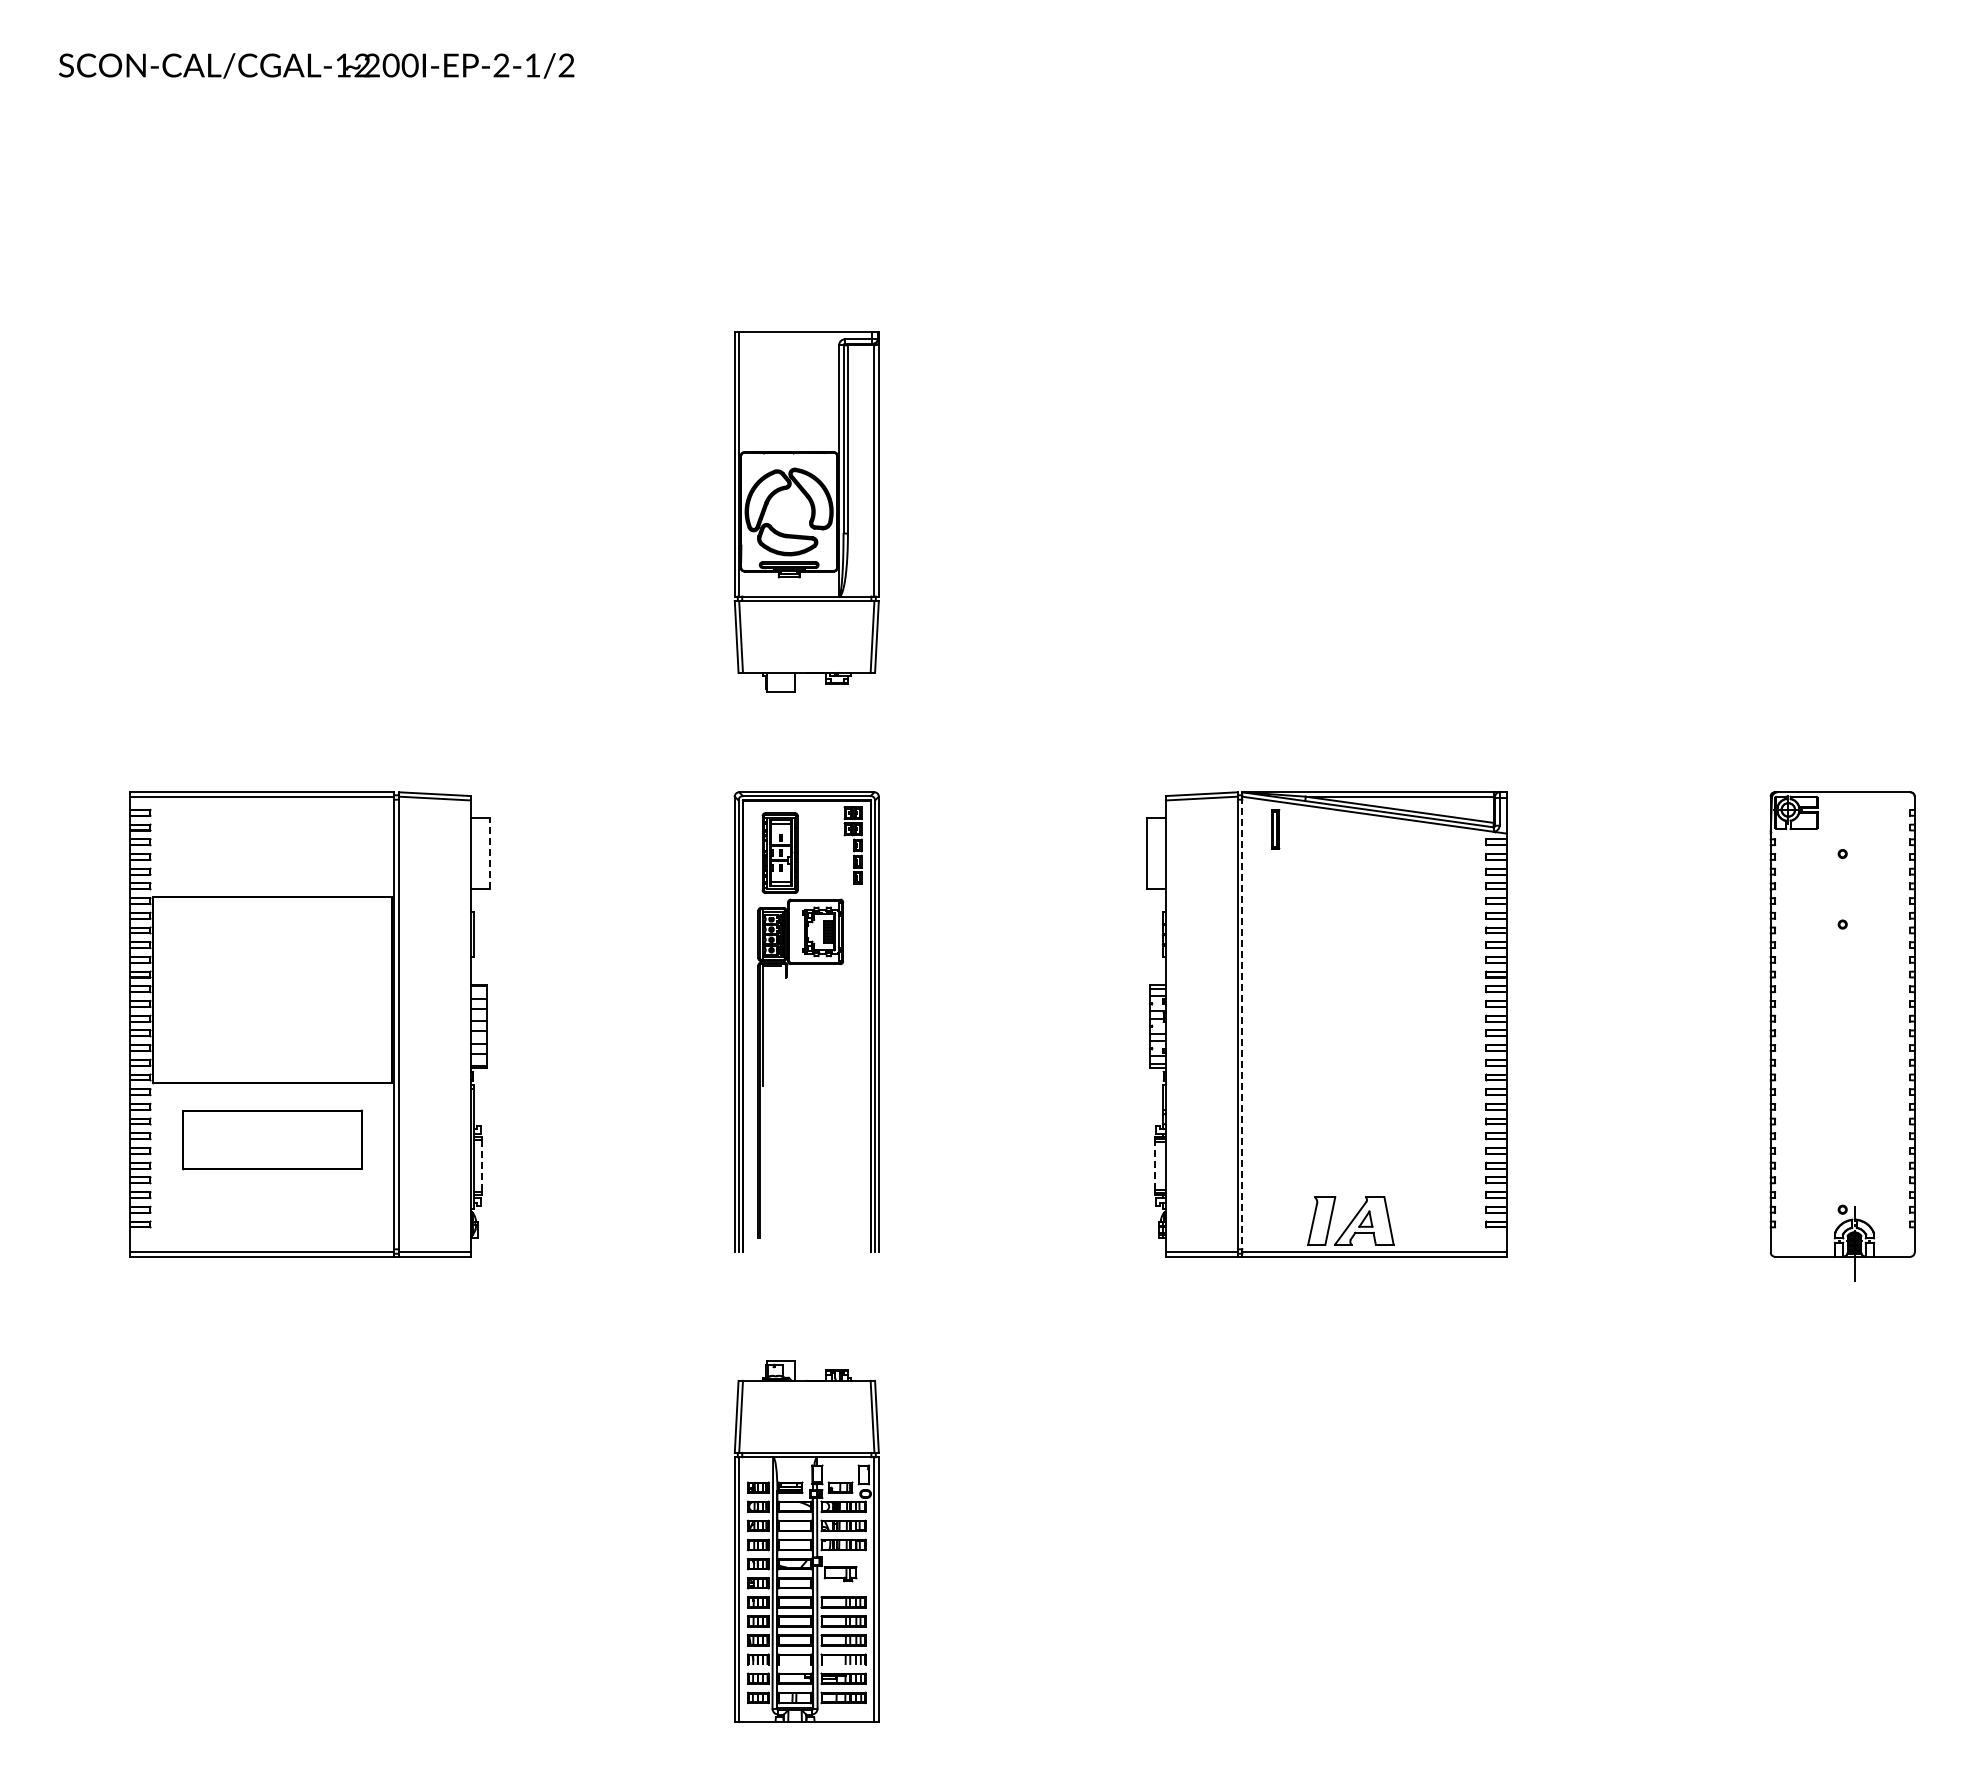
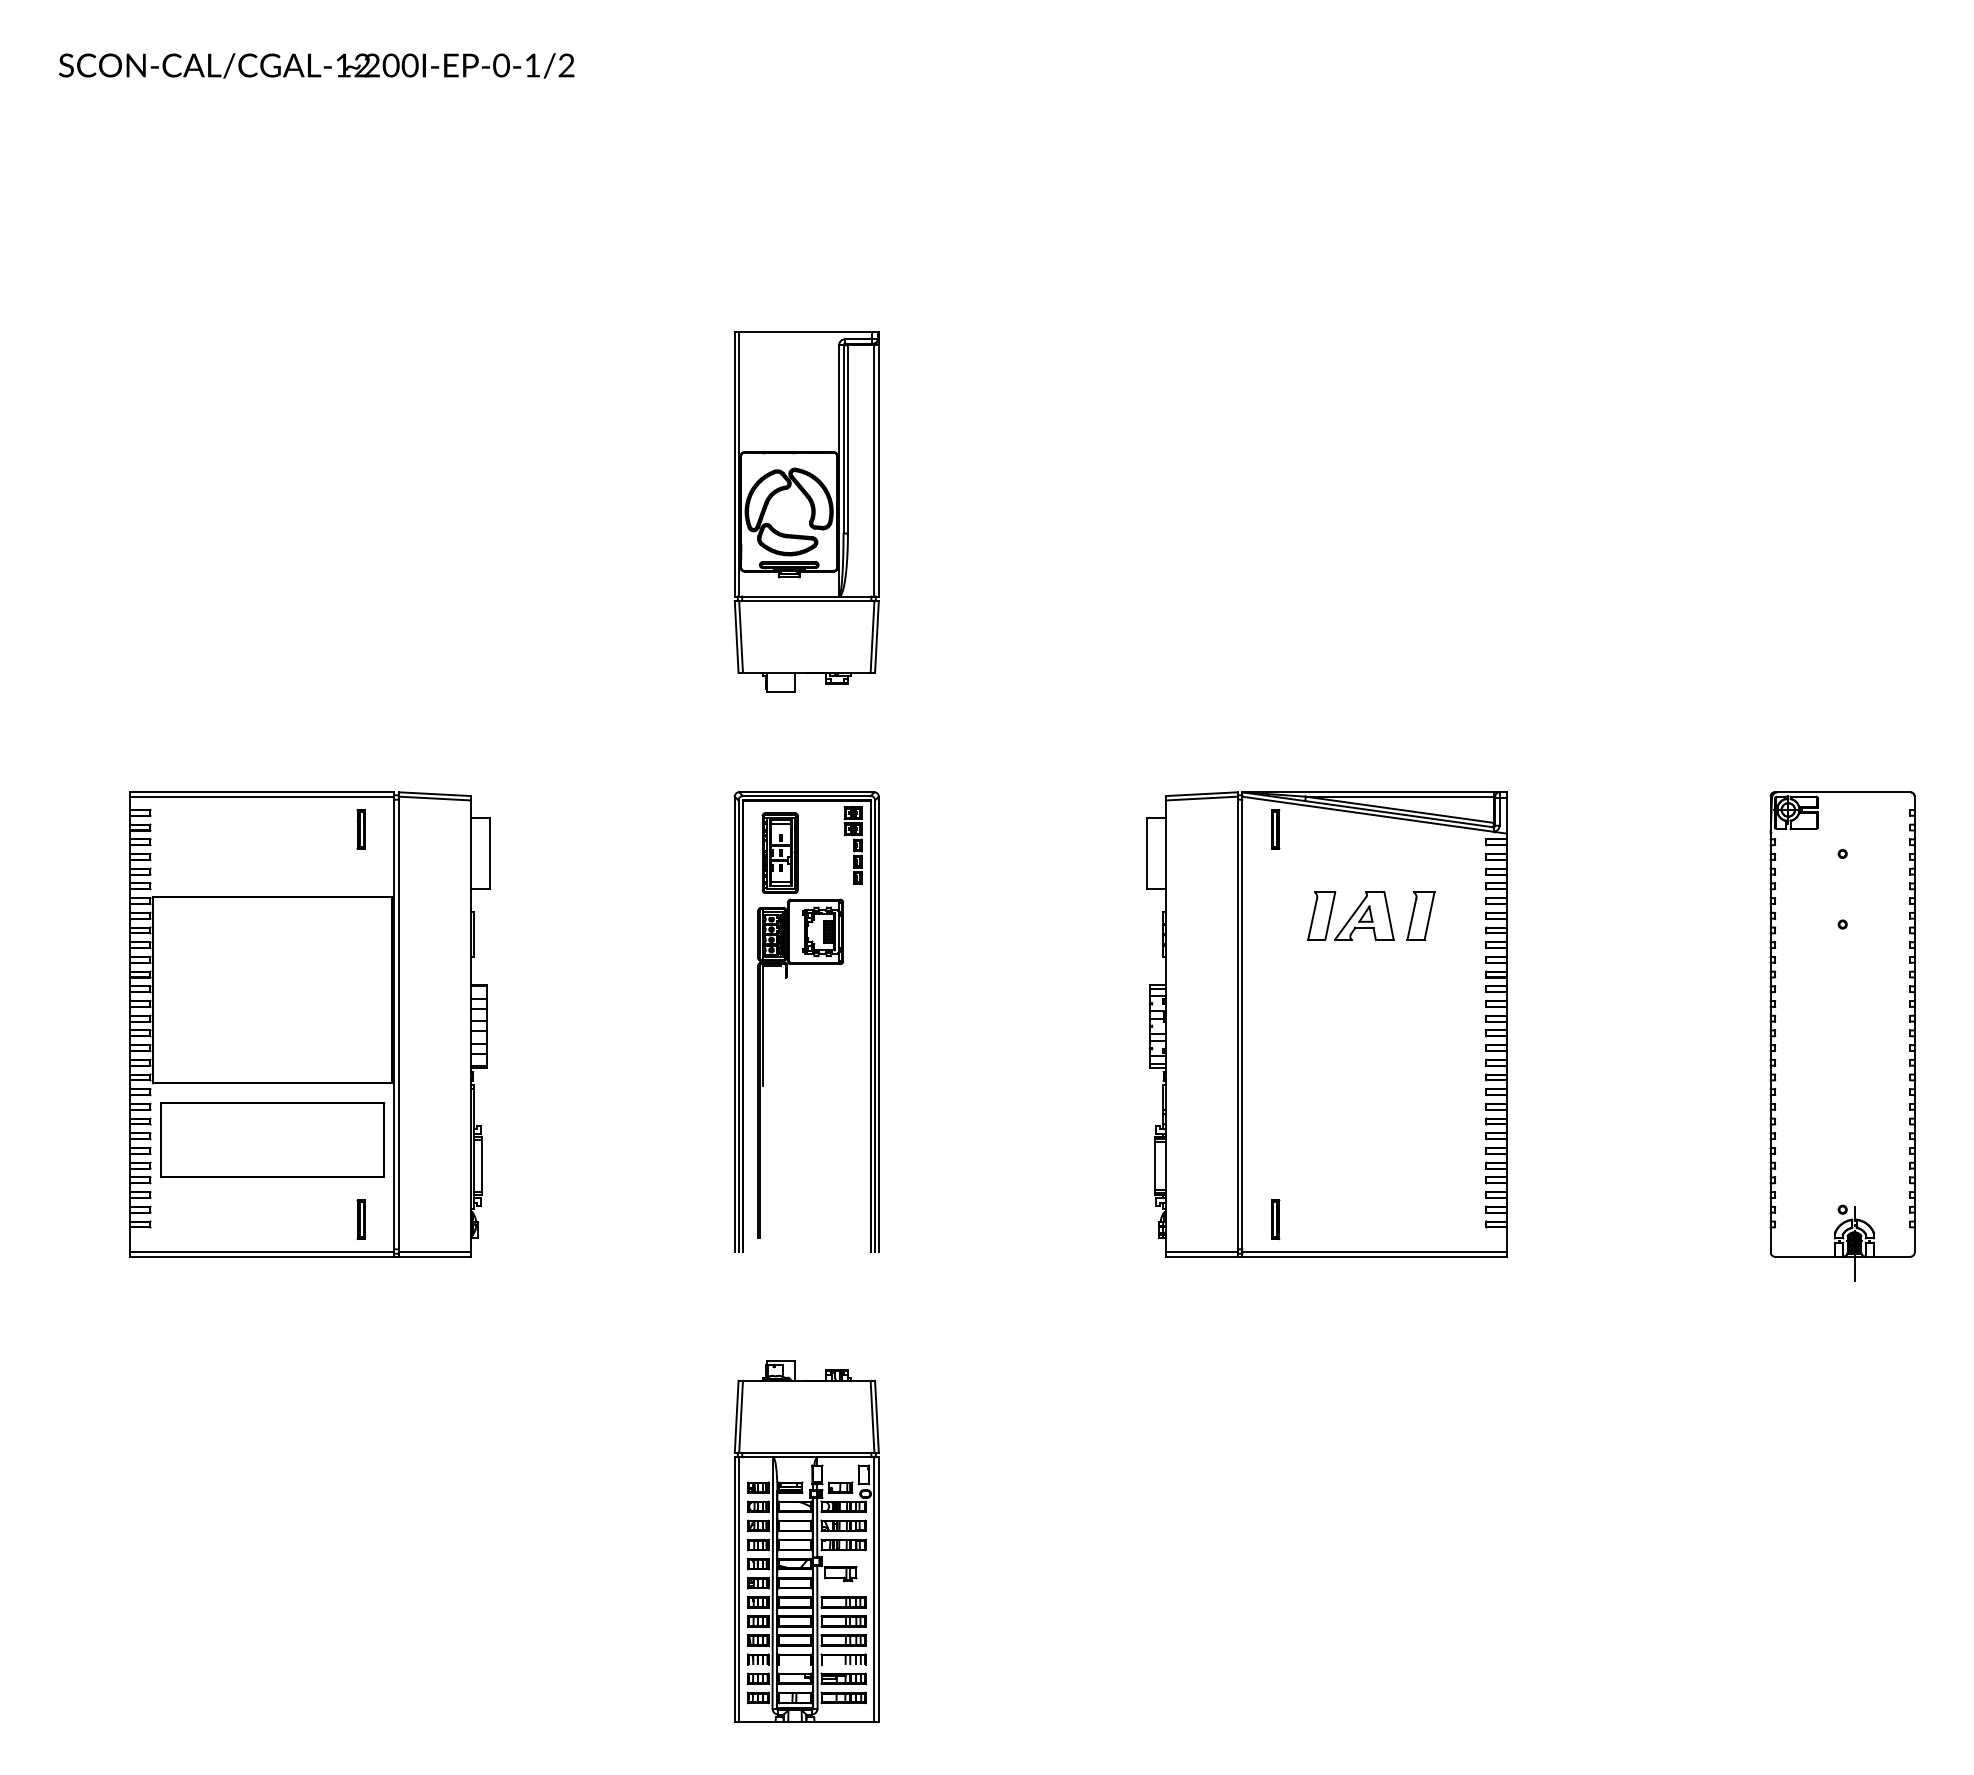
text: ~200I-EP-2-1/2 -> ~200I-EP-0-1/2 (501, 65)
part: none -> present (360, 829)
line: dashed -> solid (490, 853)
part: none -> present (1420, 915)
line: dashed -> solid (1242, 1024)
part size: 182x62 px -> 226x77 px (272, 1140)
line: dashed -> solid (1155, 1165)
line: dashed -> solid (481, 1166)
part: none -> present (360, 1219)
part: none -> present (1275, 1219)
part position: (1350, 1220) -> (1350, 915) (1350, 915)
